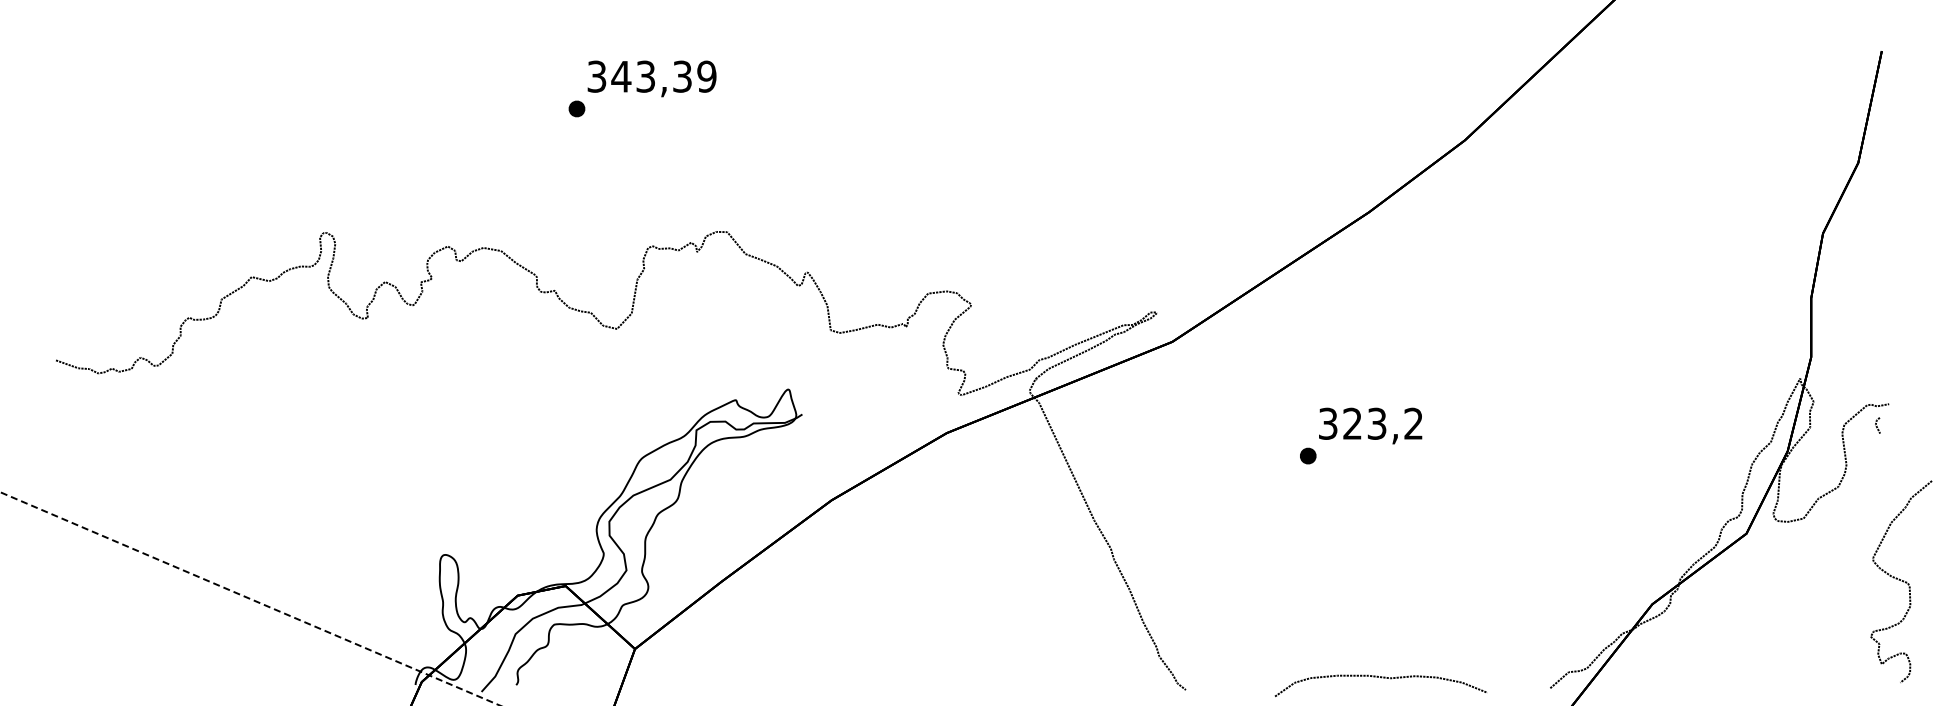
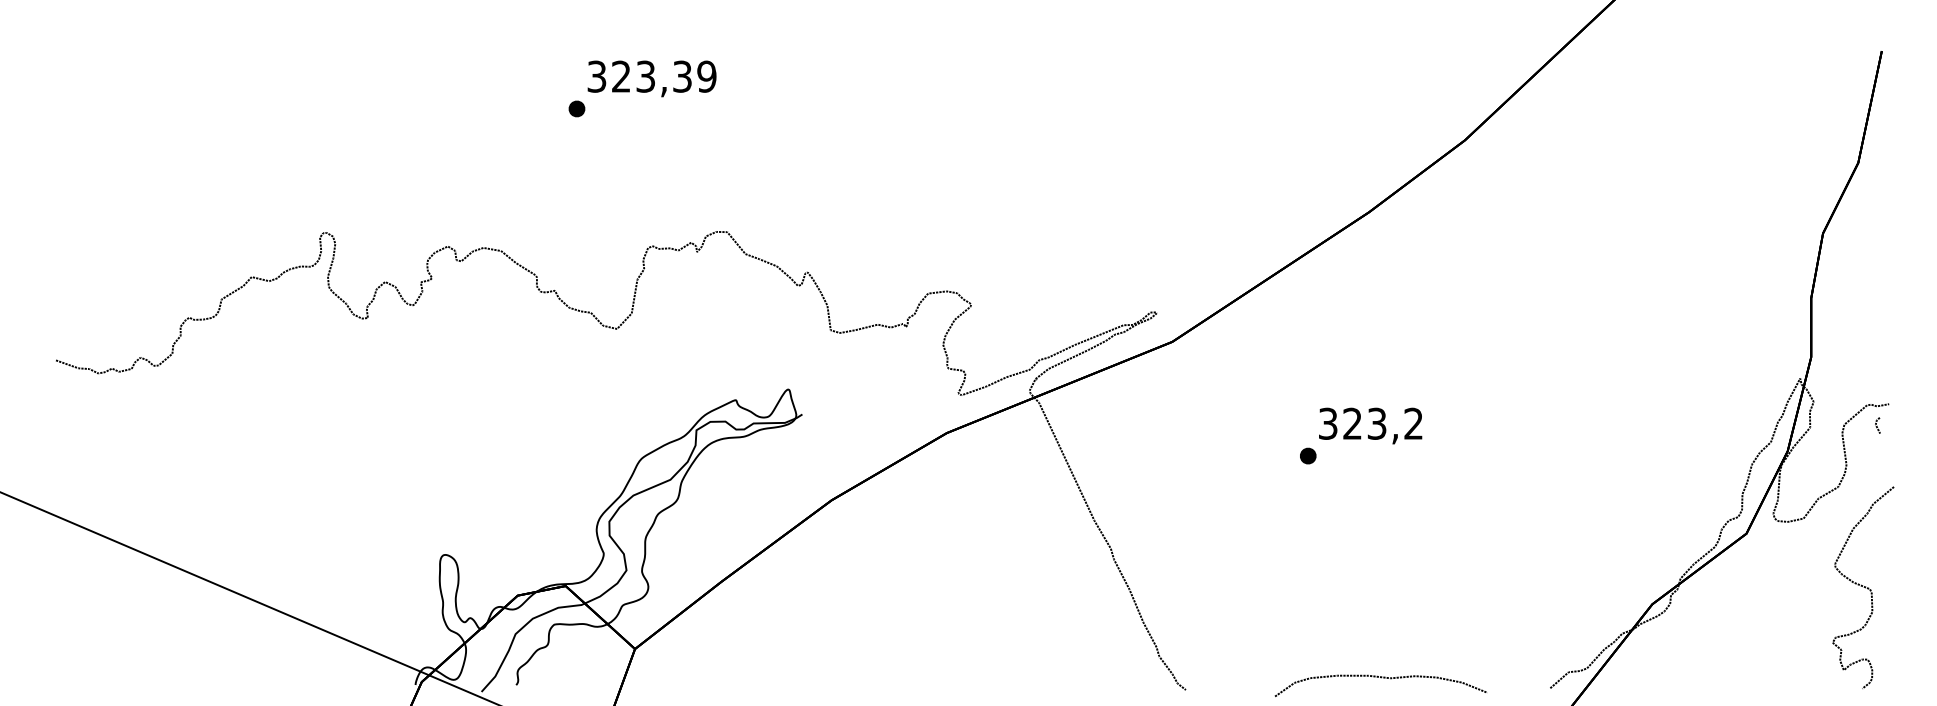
text: 343,39 -> 323,39 (621, 76)
curve position: (1901, 581) -> (1863, 587) (1863, 587)
line: dashed -> solid (250, 599)
